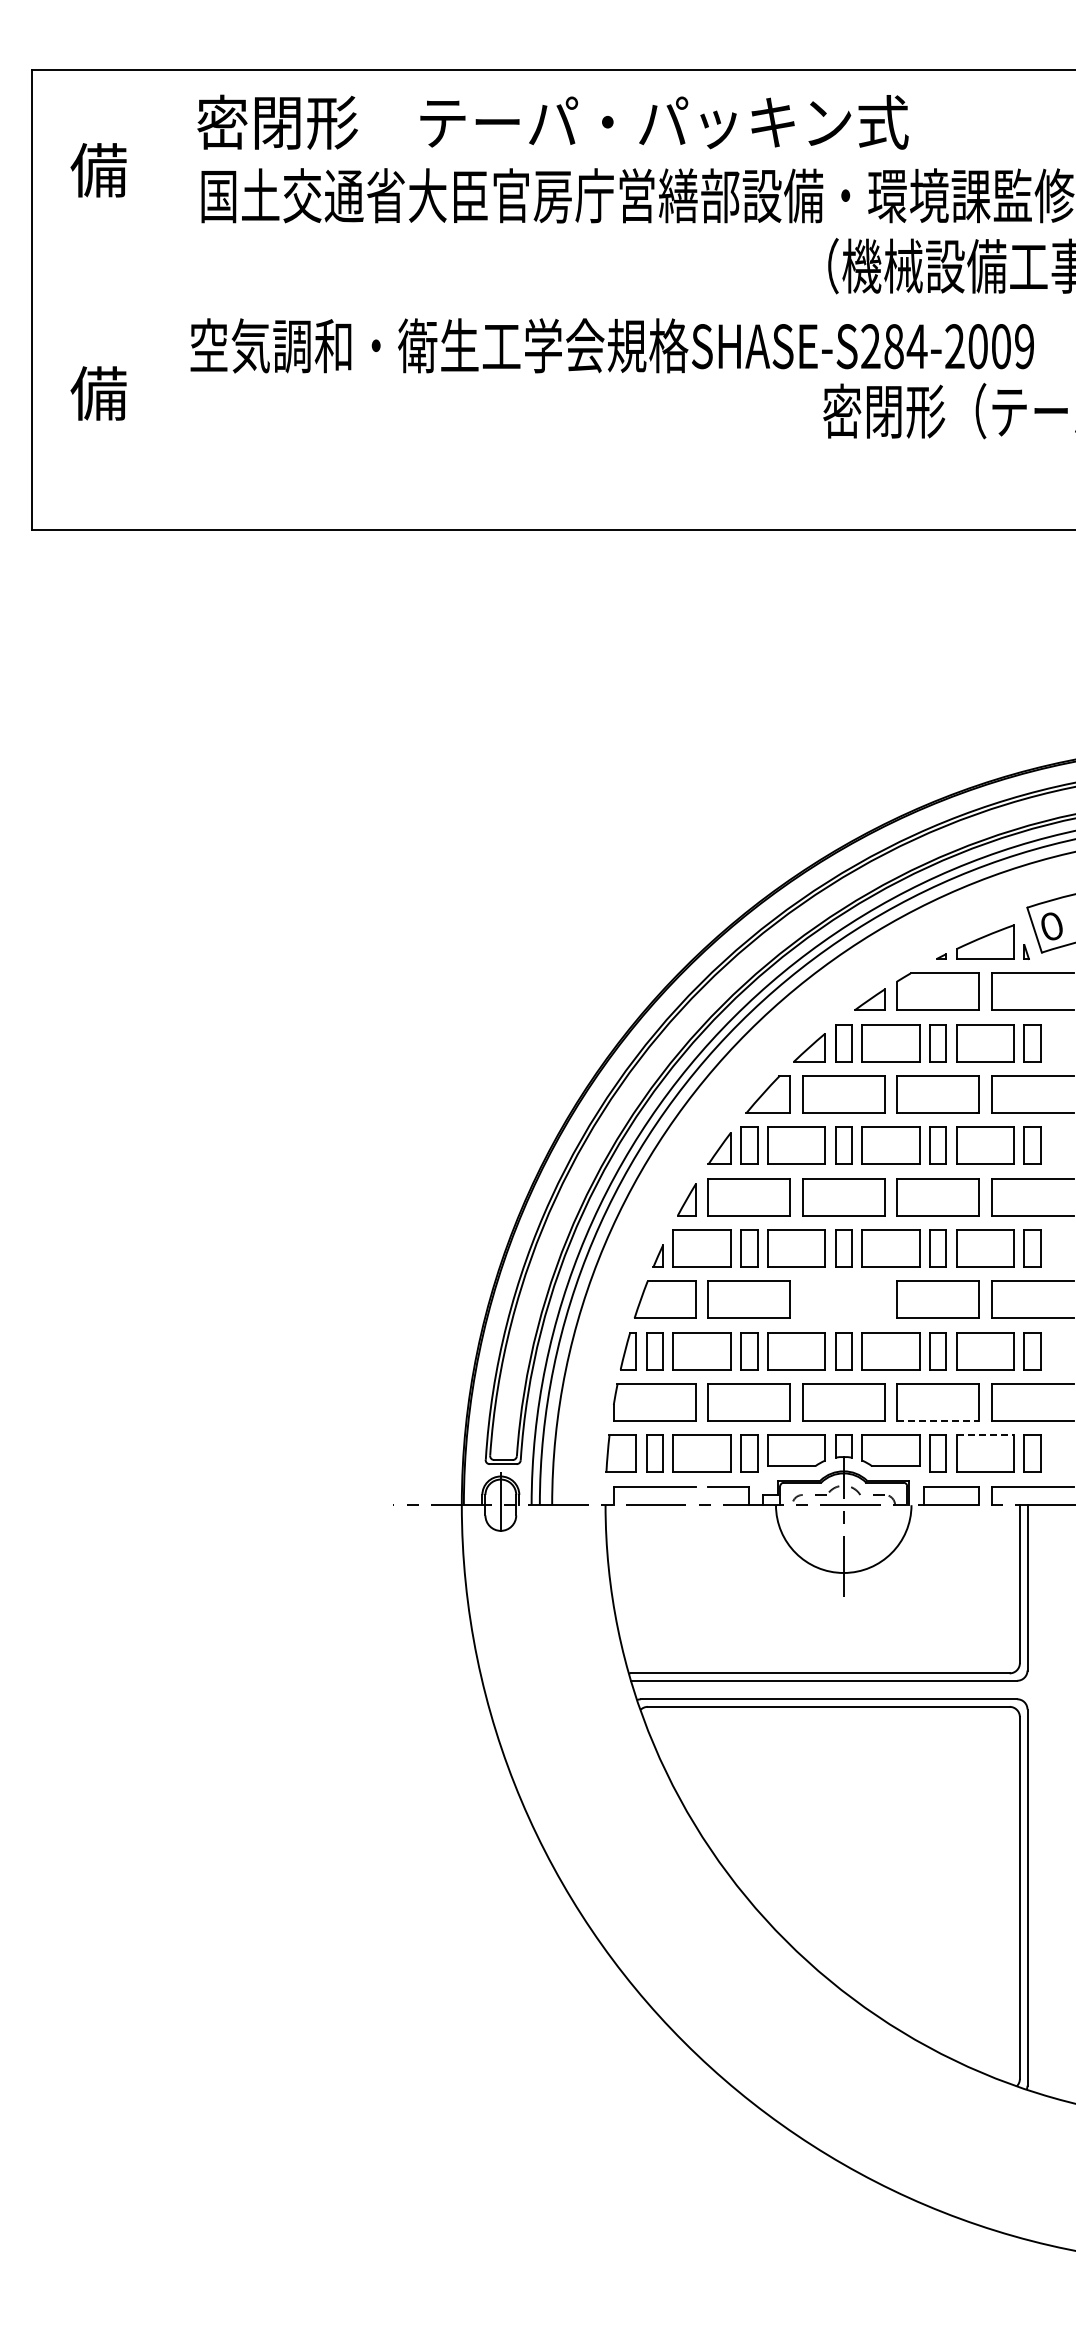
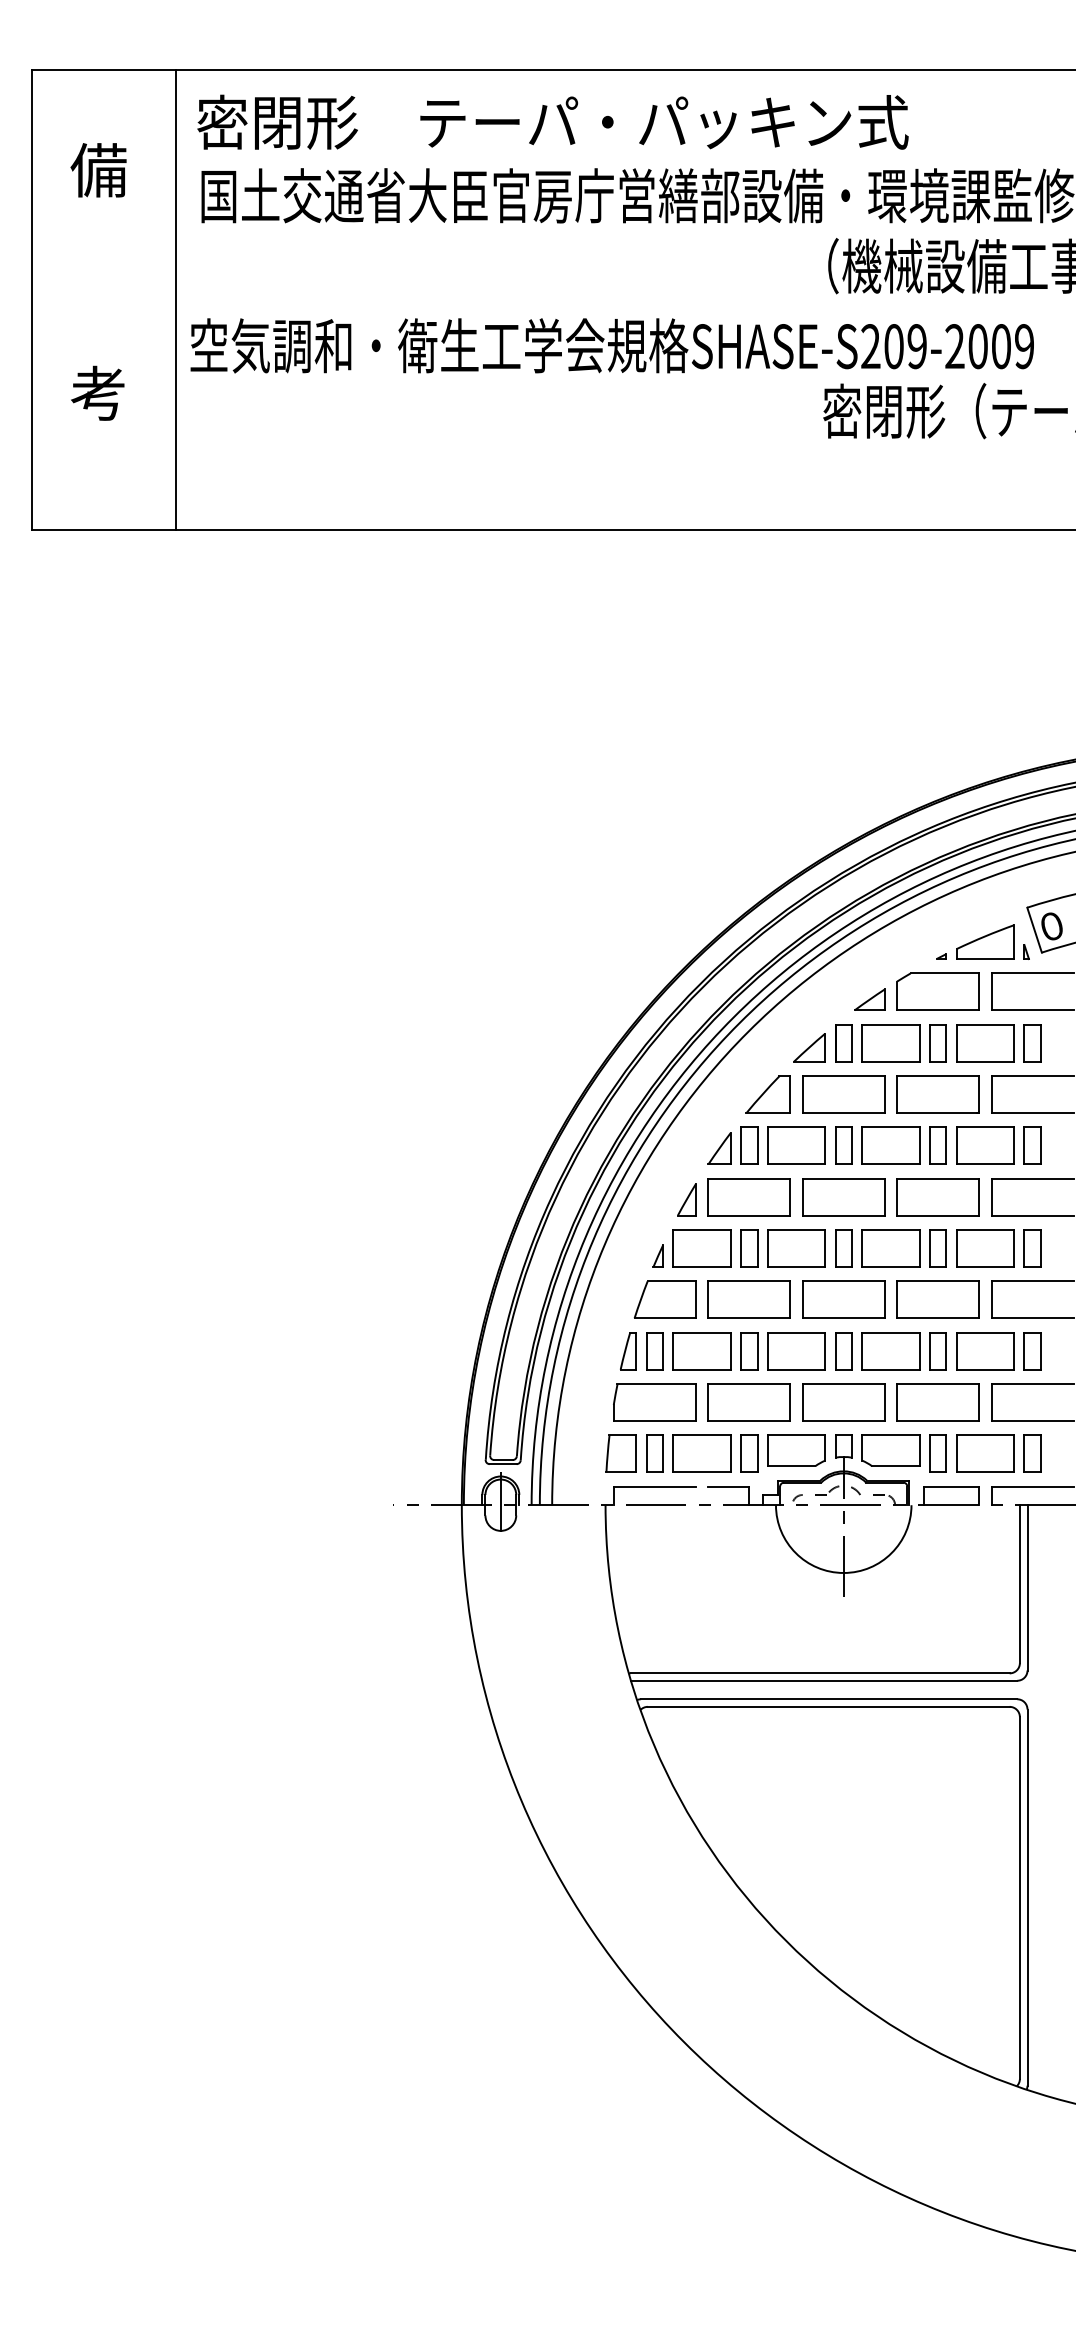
line: none -> present (175, 299)
text: SHASE-S284-2009 -> SHASE-S209-2009 (905, 346)
text: 備 -> 考 (98, 392)
part: none -> present (843, 1299)
line: dashed -> solid (938, 1421)
line: dashed -> solid (985, 1435)
